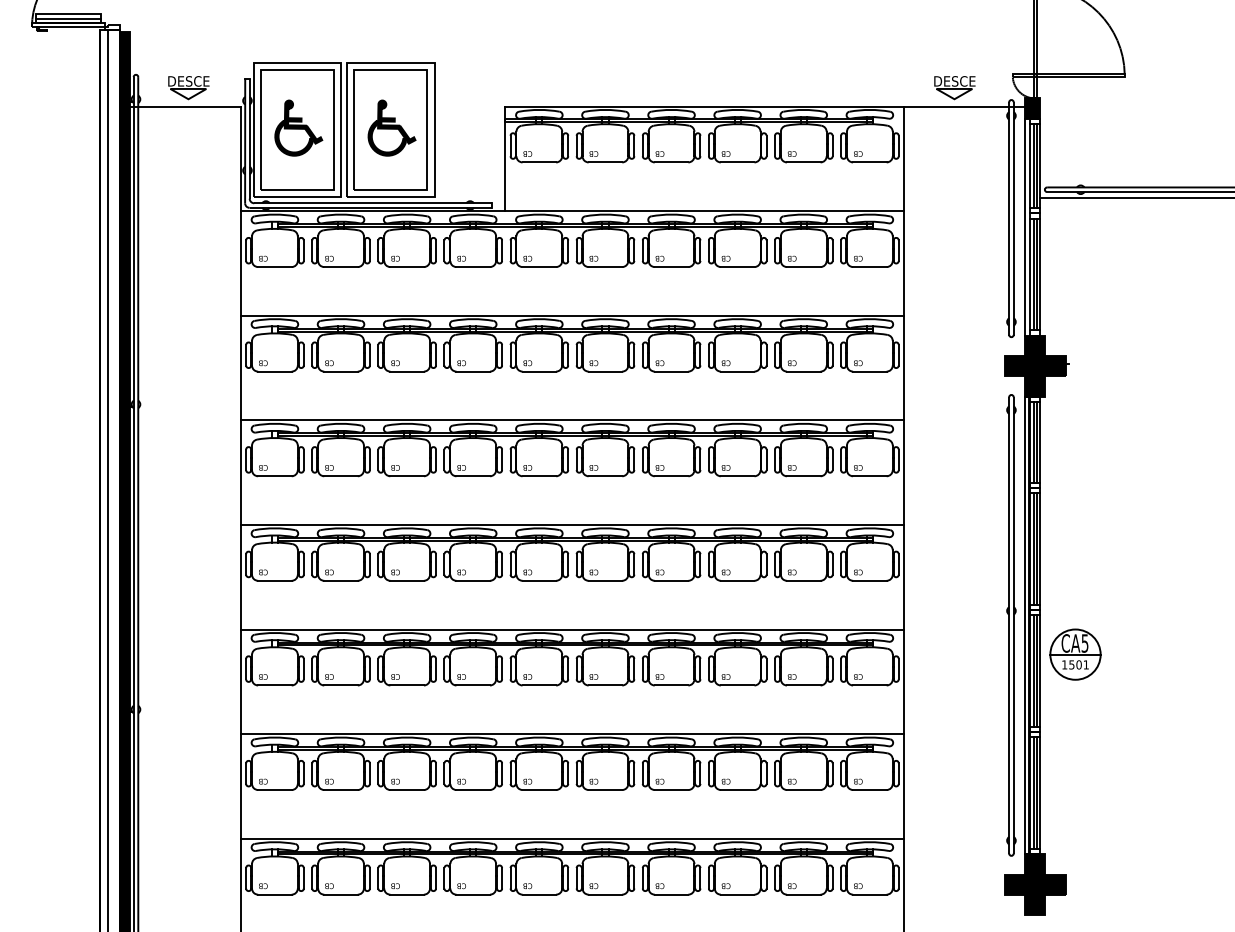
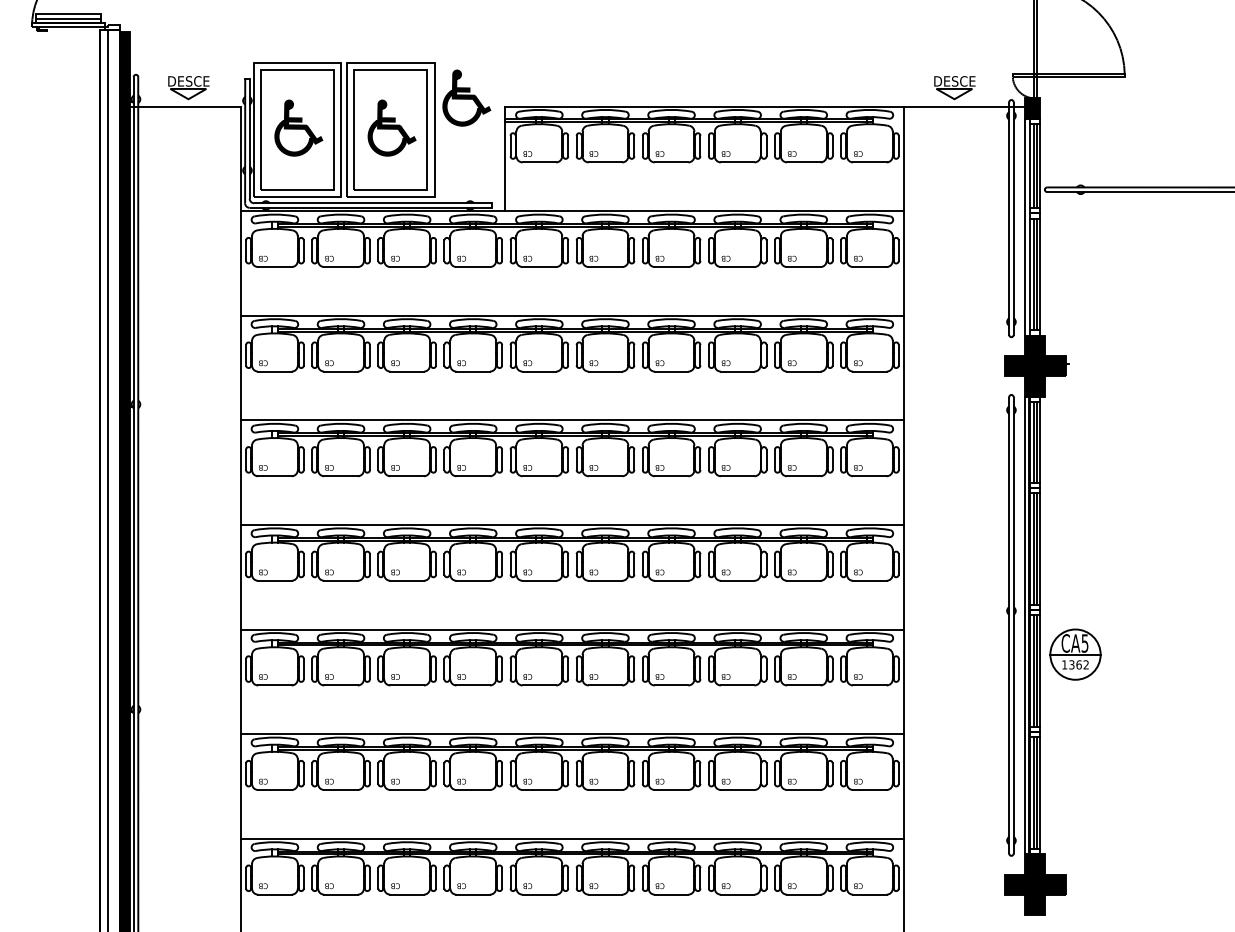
part: none -> present (466, 97)
line: present -> none (1135, 198)
text: 1501 -> 1362 (1078, 664)
